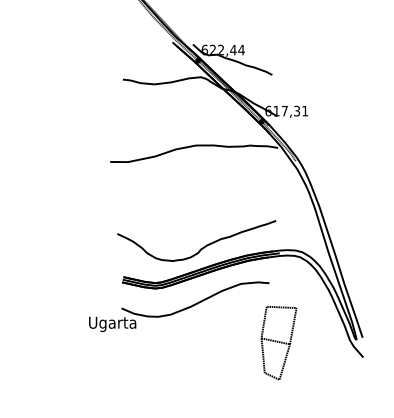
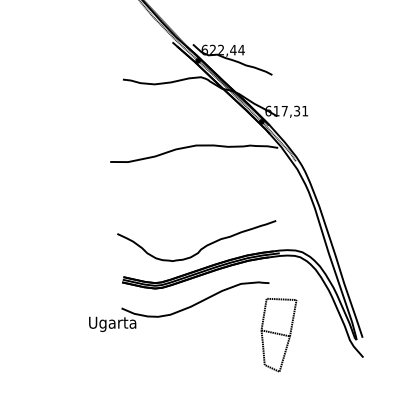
part position: (278, 343) -> (278, 335) (278, 335)
